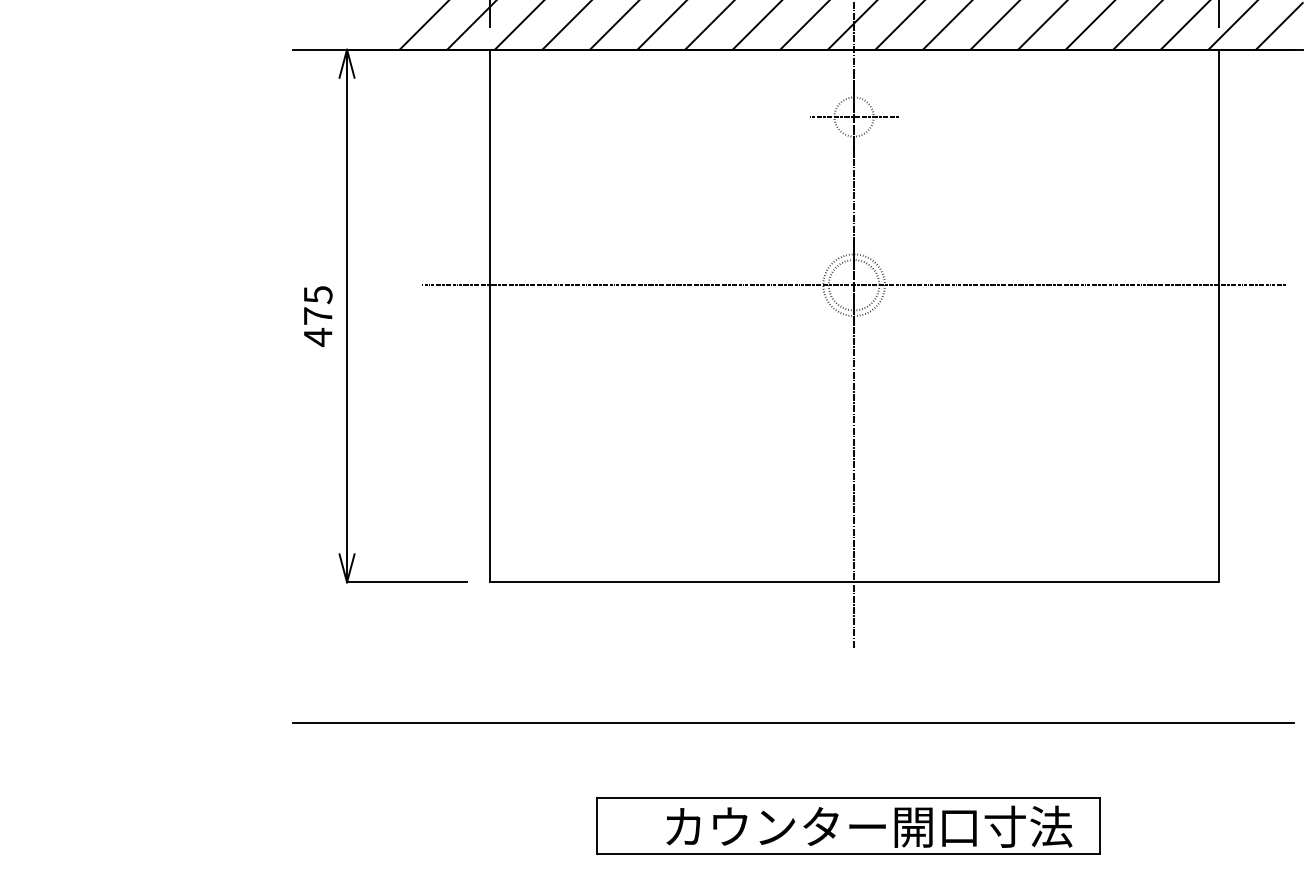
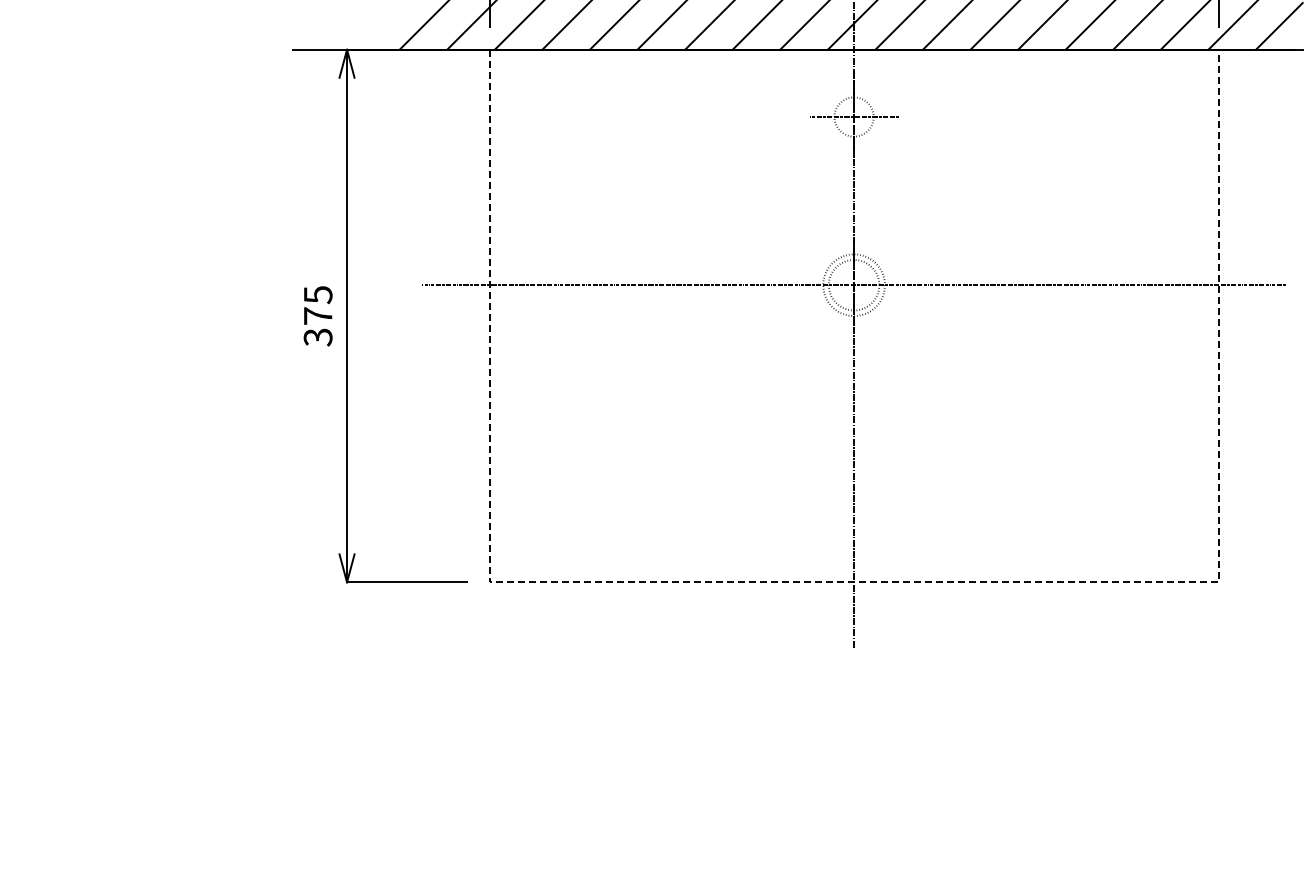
text: 475 -> 375 (317, 337)
line: solid -> dashed (854, 582)
line: present -> none (793, 722)
part: present -> none (848, 825)
